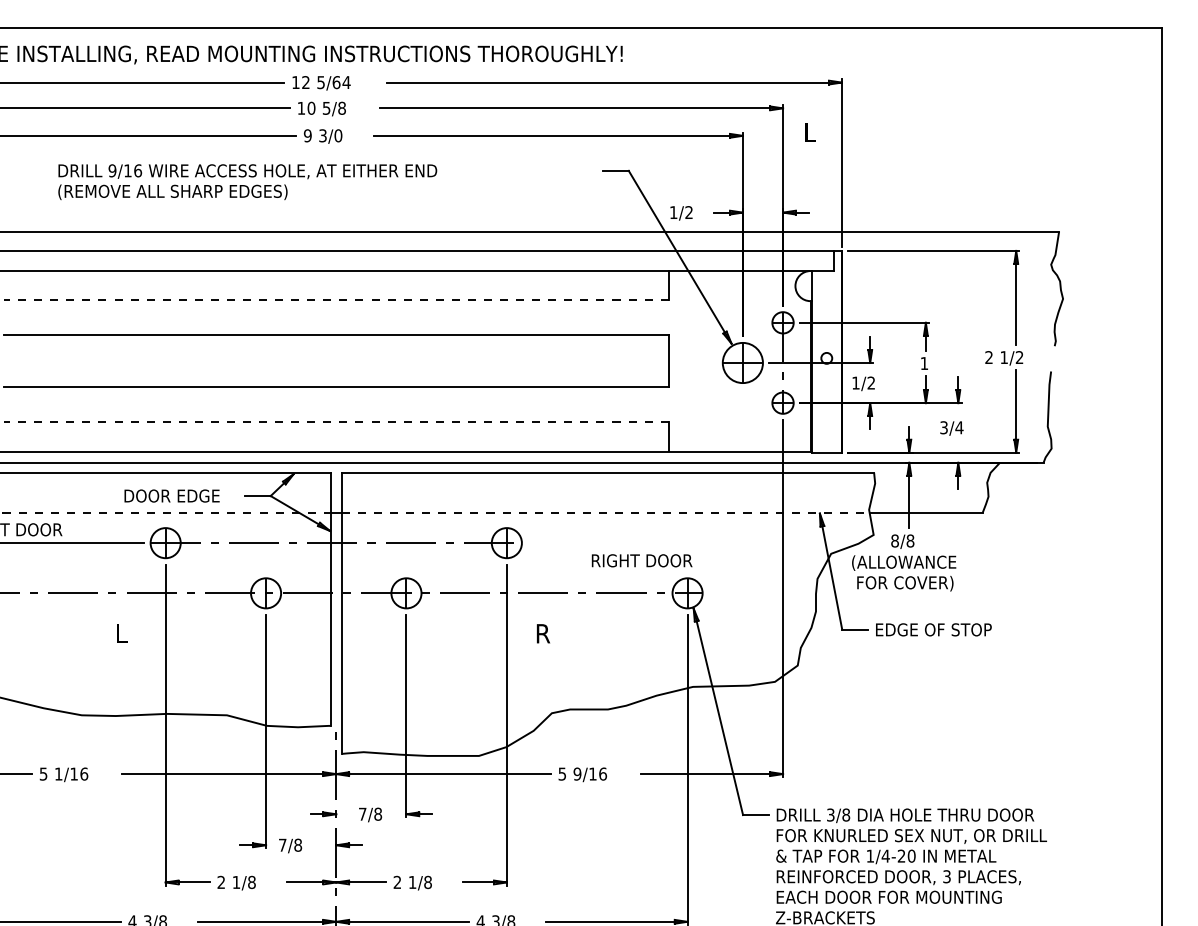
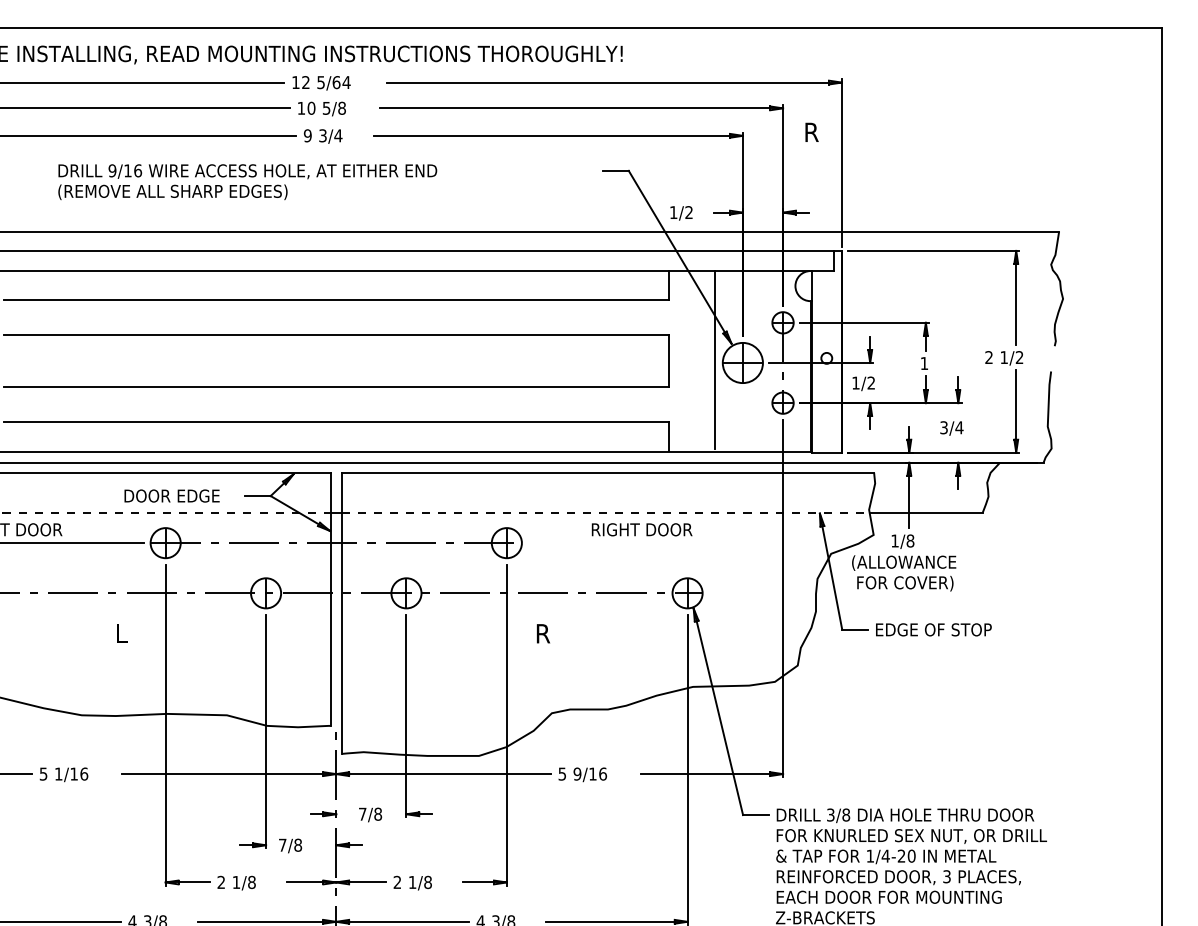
text: L -> R (811, 131)
text: 3/0 -> 3/4 (338, 135)
line: dashed -> solid (335, 300)
line: none -> present (714, 360)
line: dashed -> solid (335, 421)
text: 8/8 -> 1/8 (894, 540)
text position: (641, 560) -> (641, 529) (641, 529)
